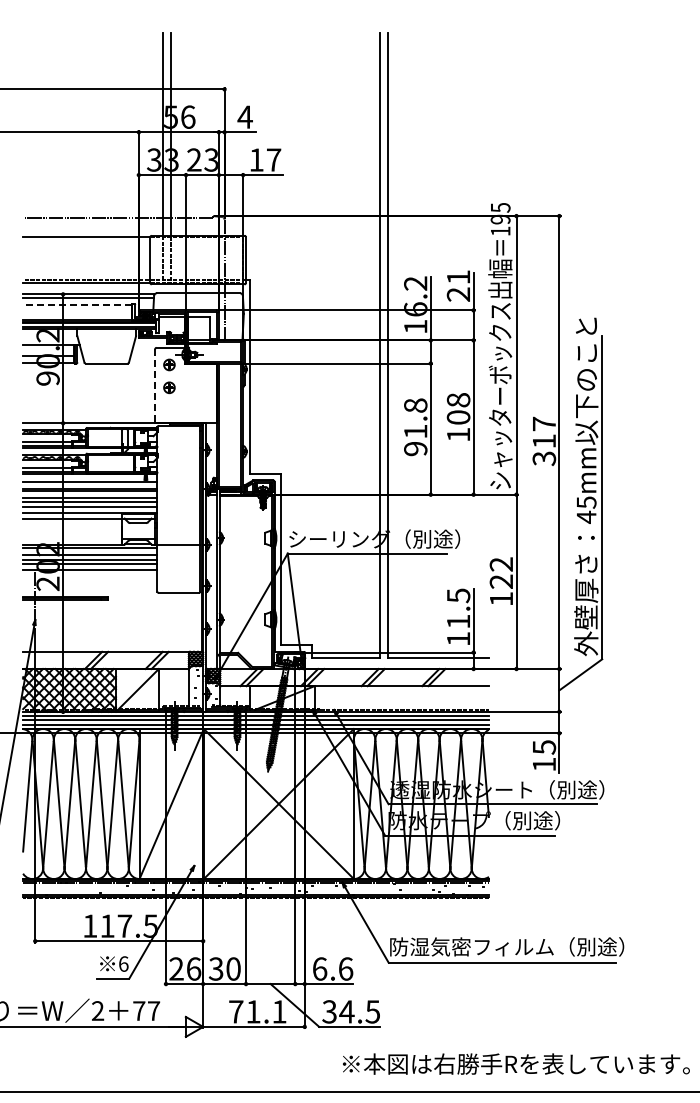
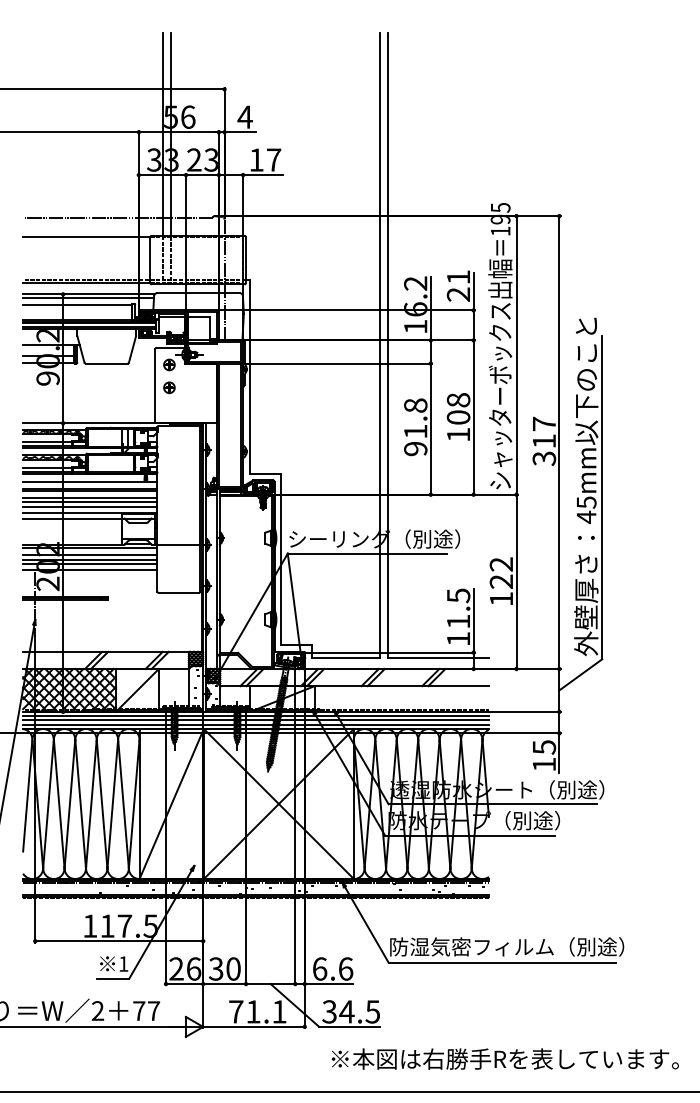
line: dashed -> solid (77, 304)
line: dashed -> solid (155, 386)
text: 6 -> 1 (123, 963)
text position: (516, 1063) -> (505, 1058) (505, 1058)
